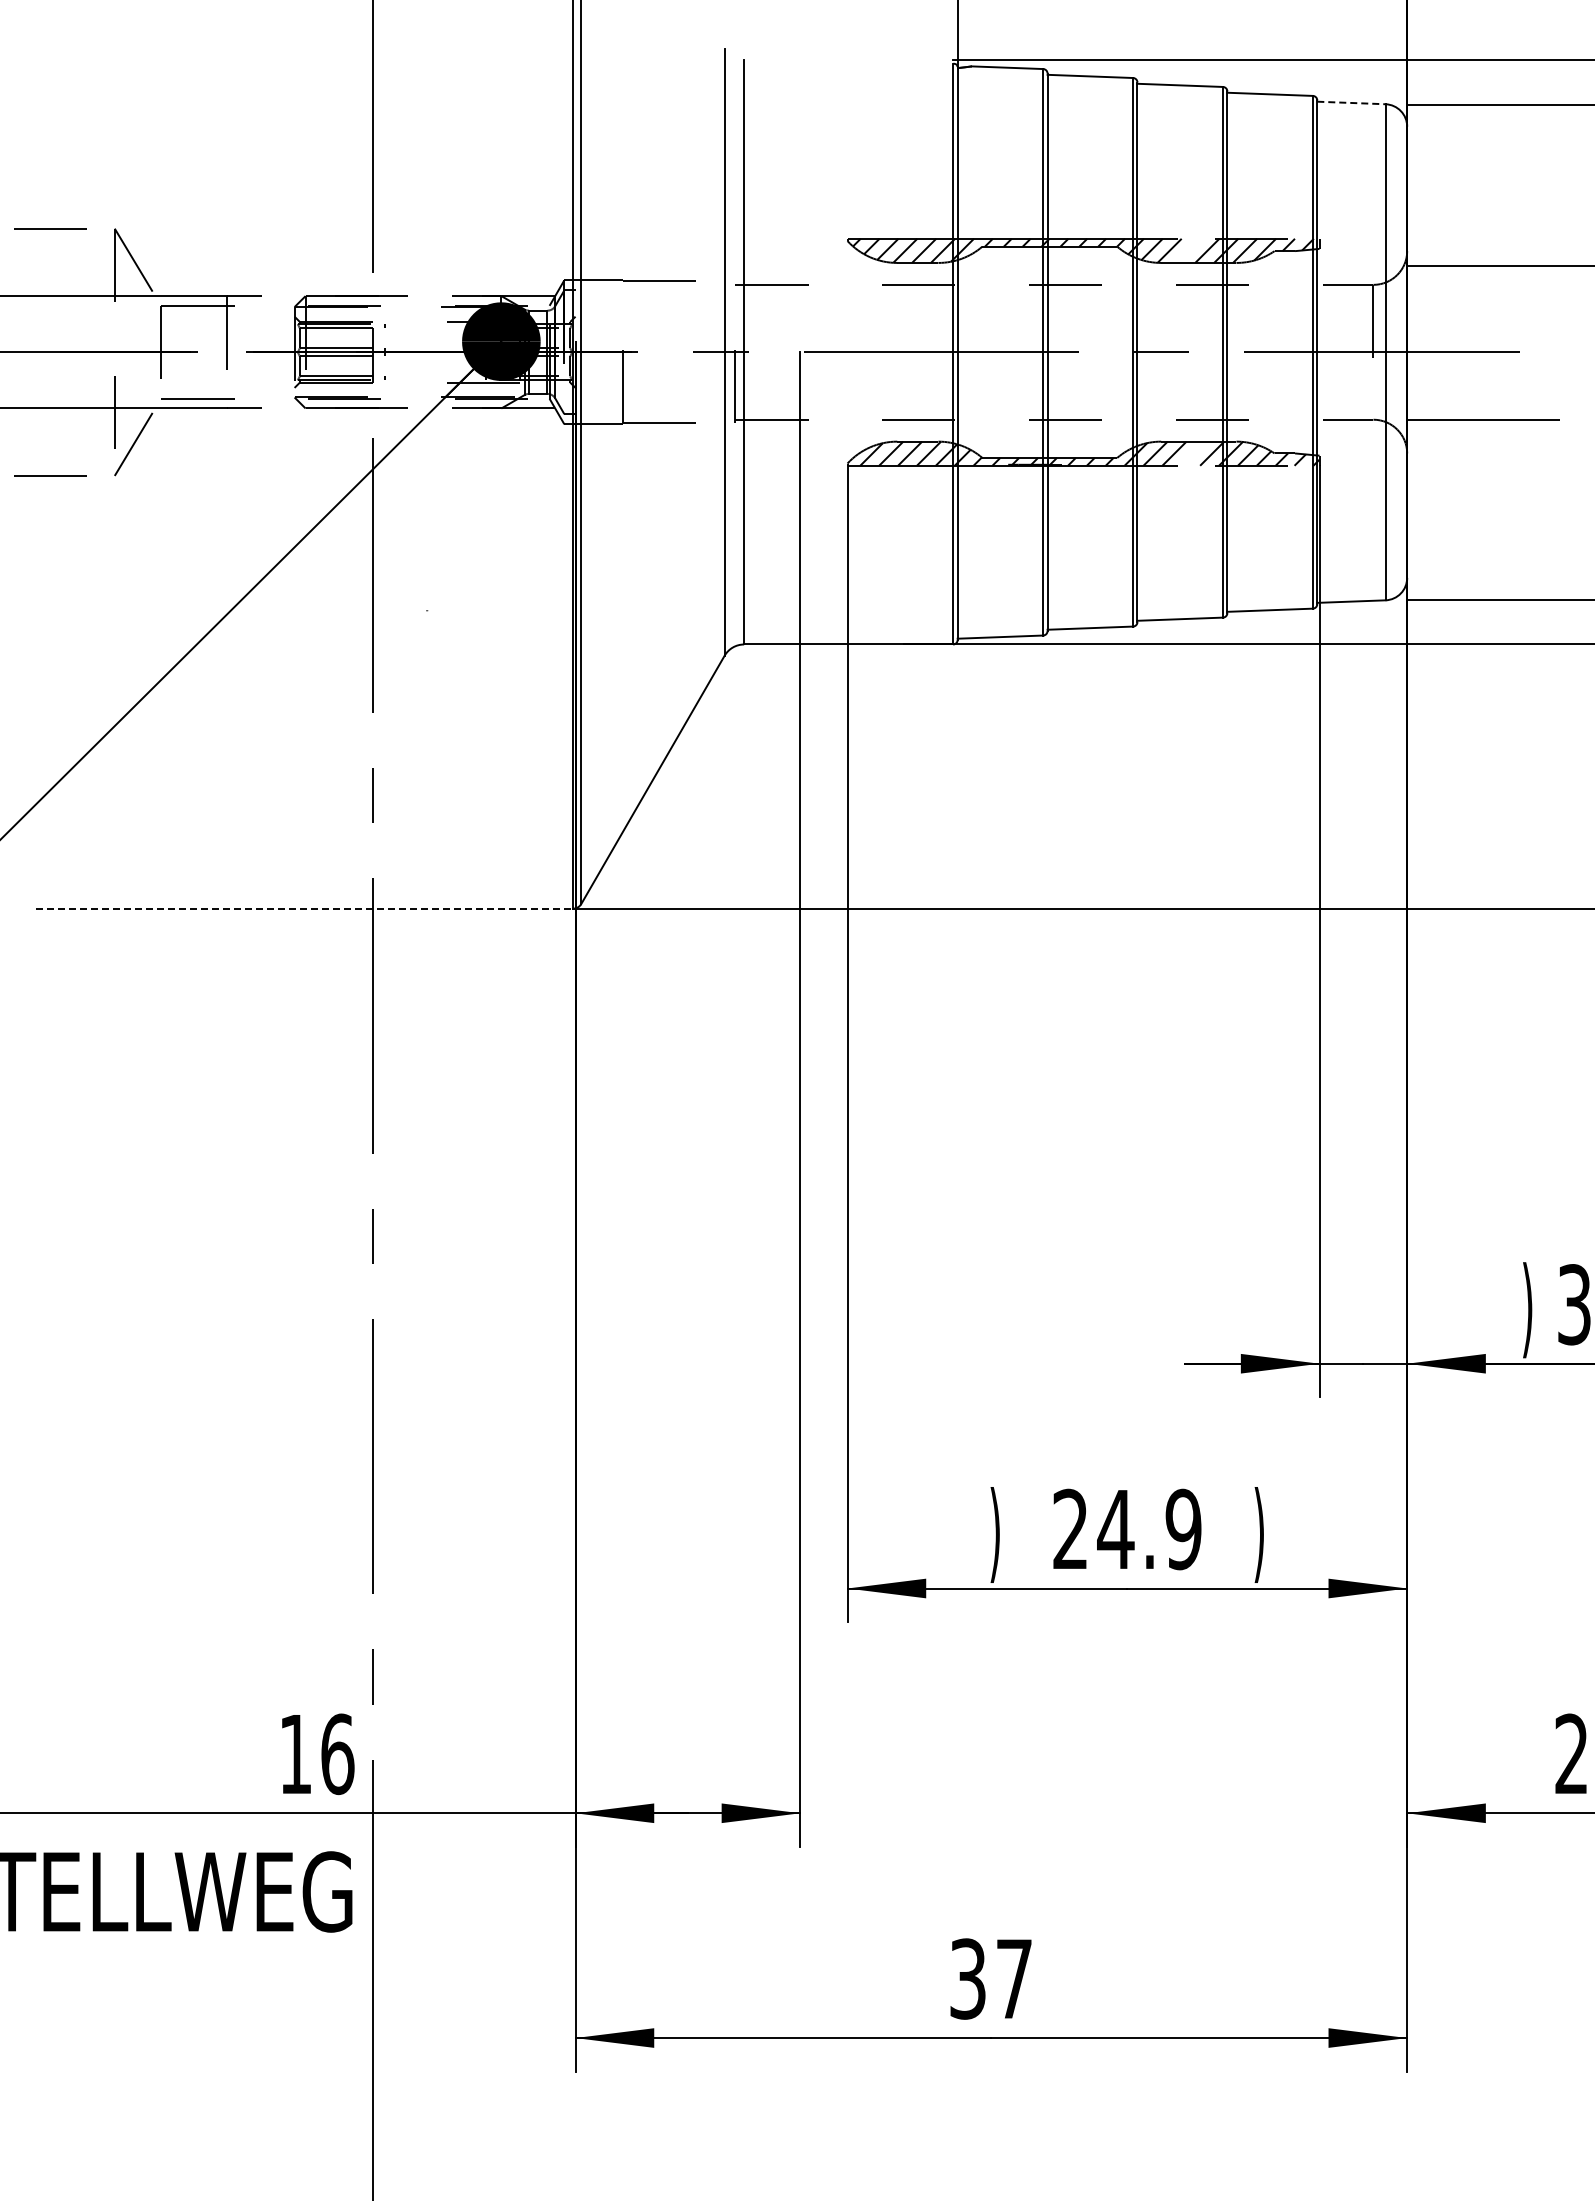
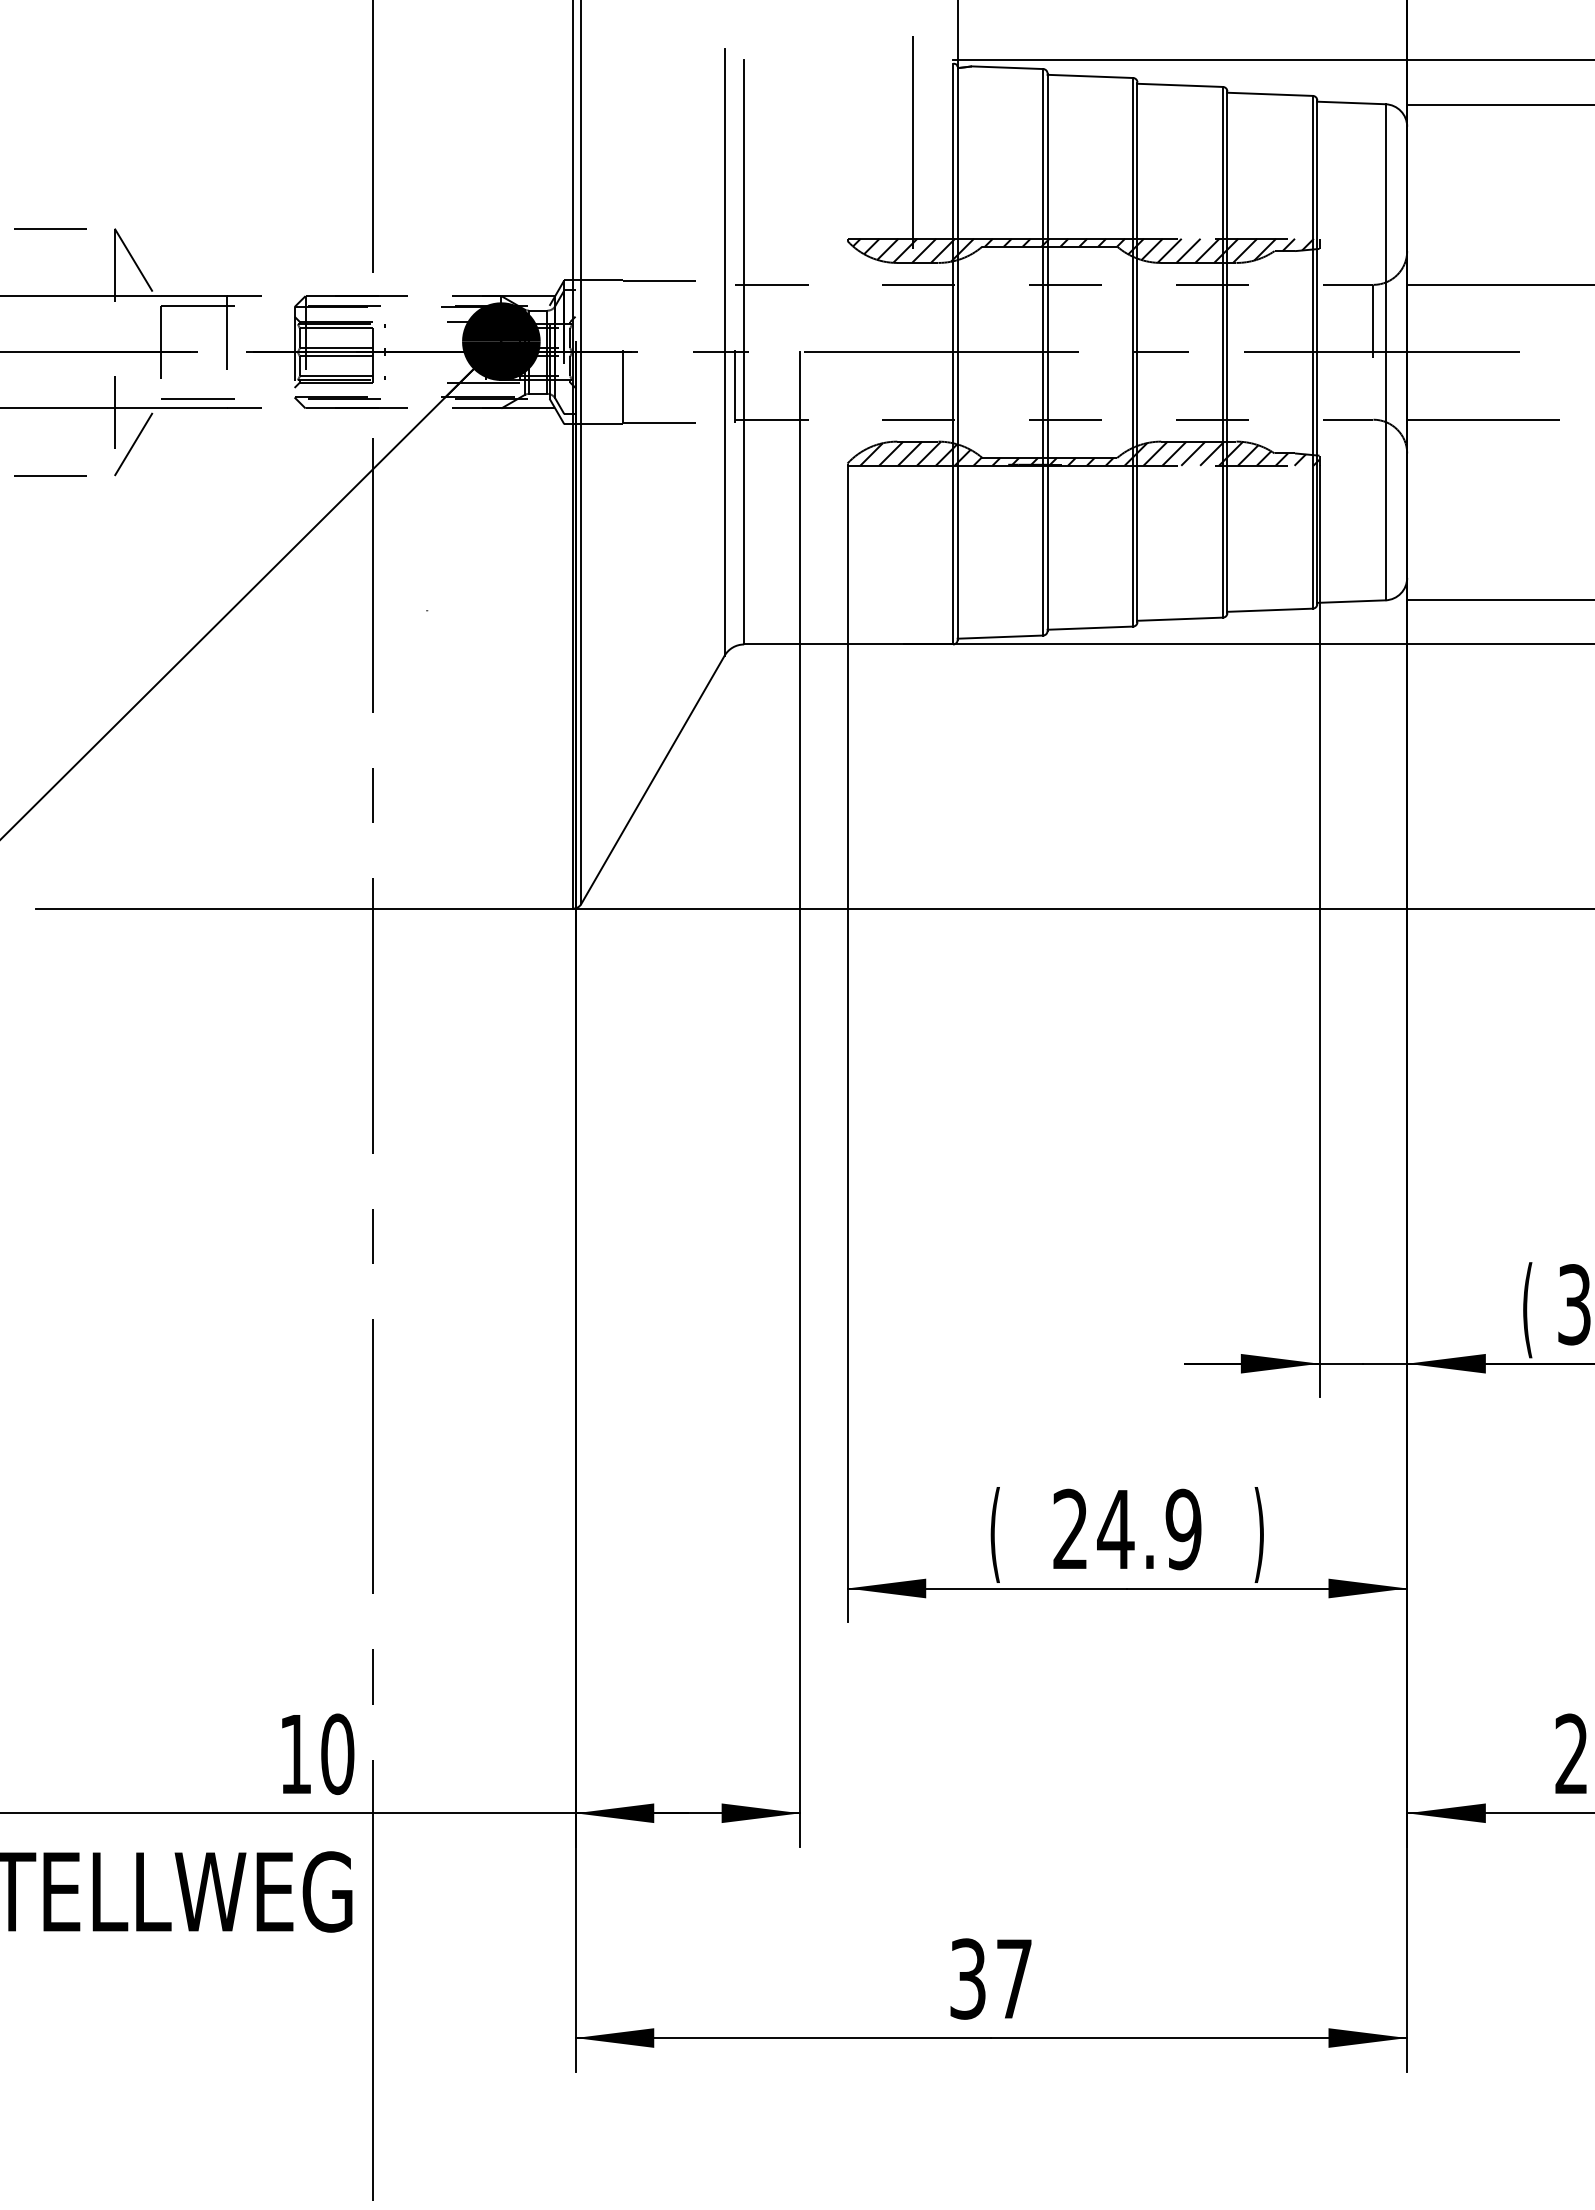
line: dashed -> solid (1351, 103)
line: none -> present (912, 142)
line: none -> present (1188, 250)
line position: (1499, 265) -> (1499, 284) (1499, 284)
line: none -> present (1193, 453)
line: dashed -> solid (304, 908)
text: ) -> ( (1527, 1310)
text: ) -> ( (994, 1534)
text: 16 -> 10 (337, 1753)
